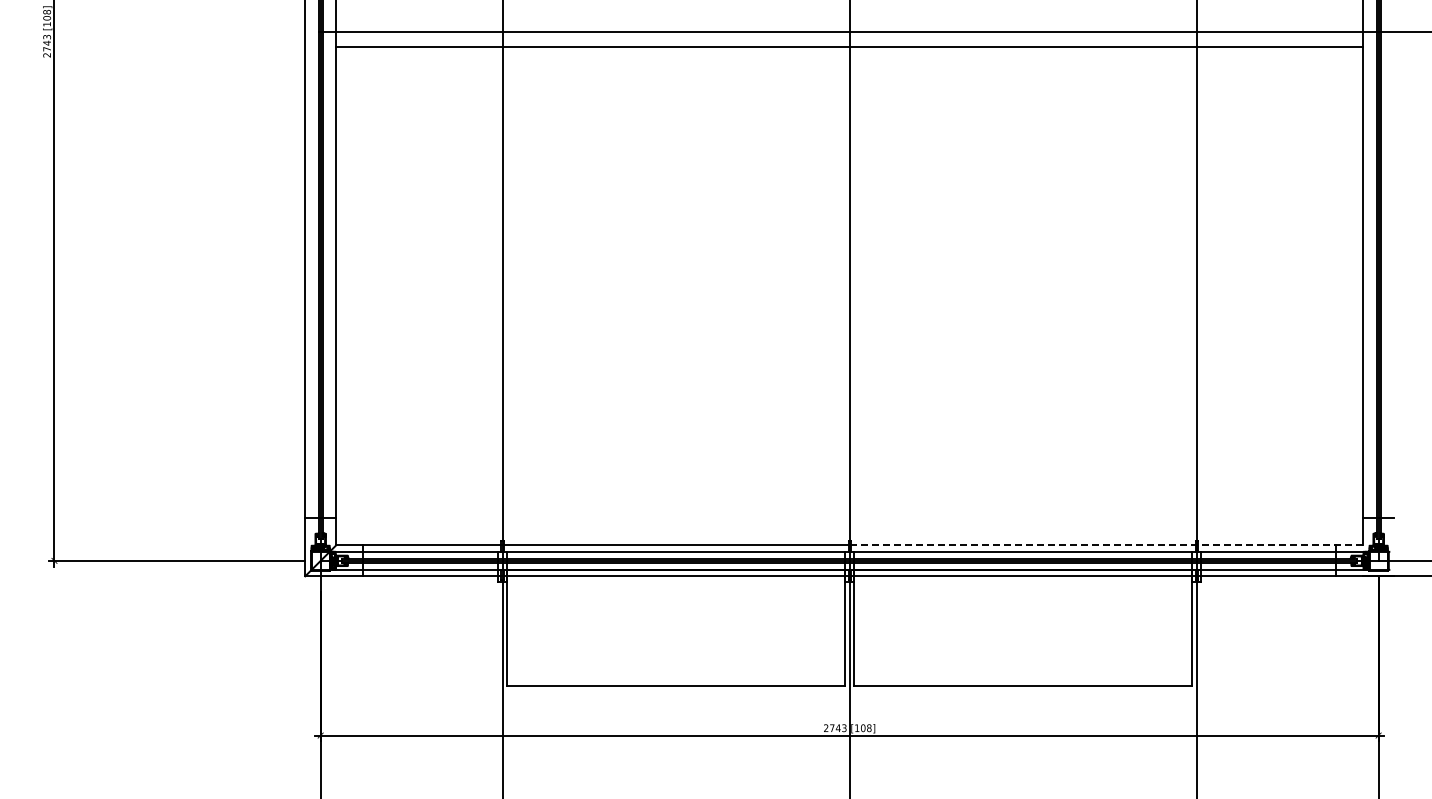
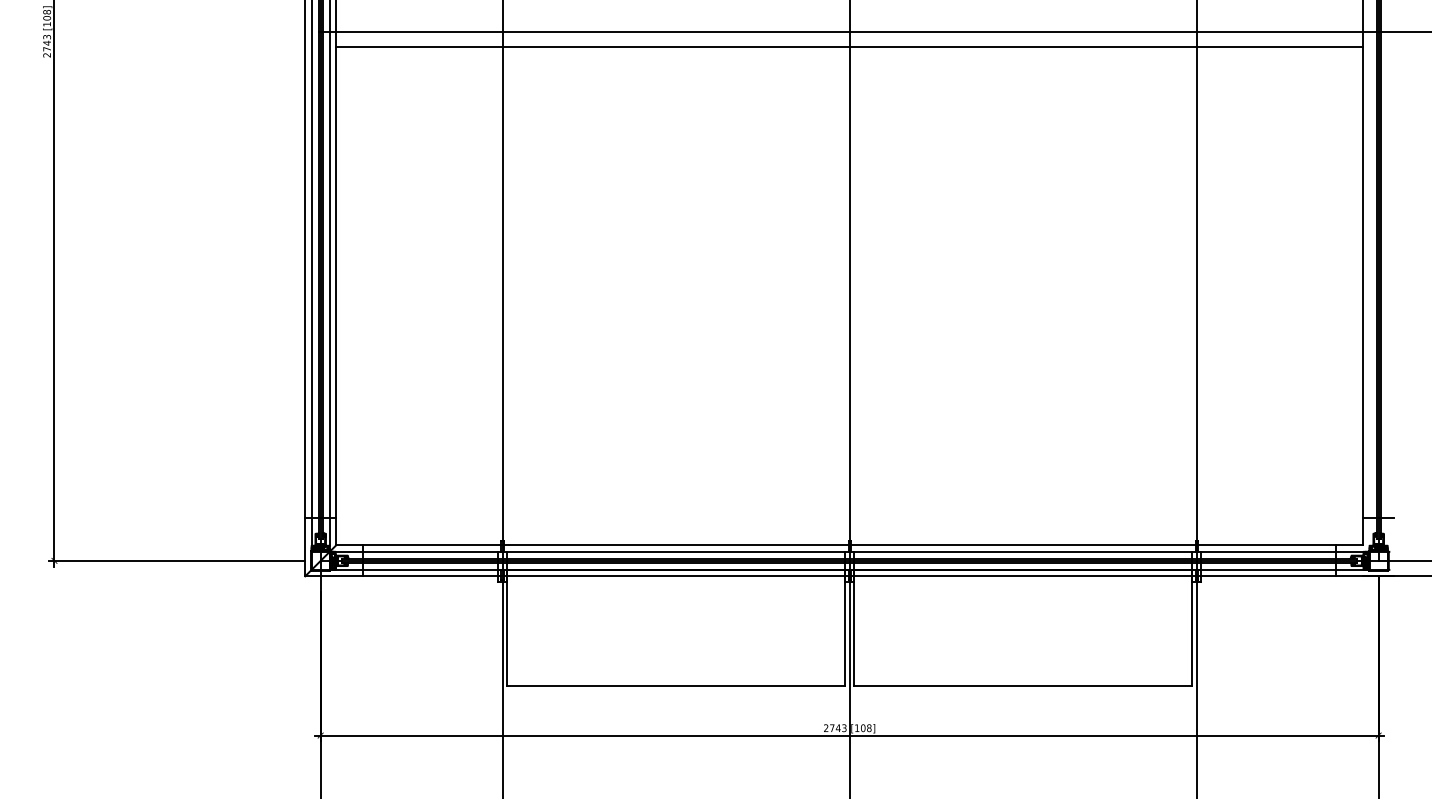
line: none -> present (311, 273)
line: none -> present (329, 273)
line: dashed -> solid (1106, 545)
